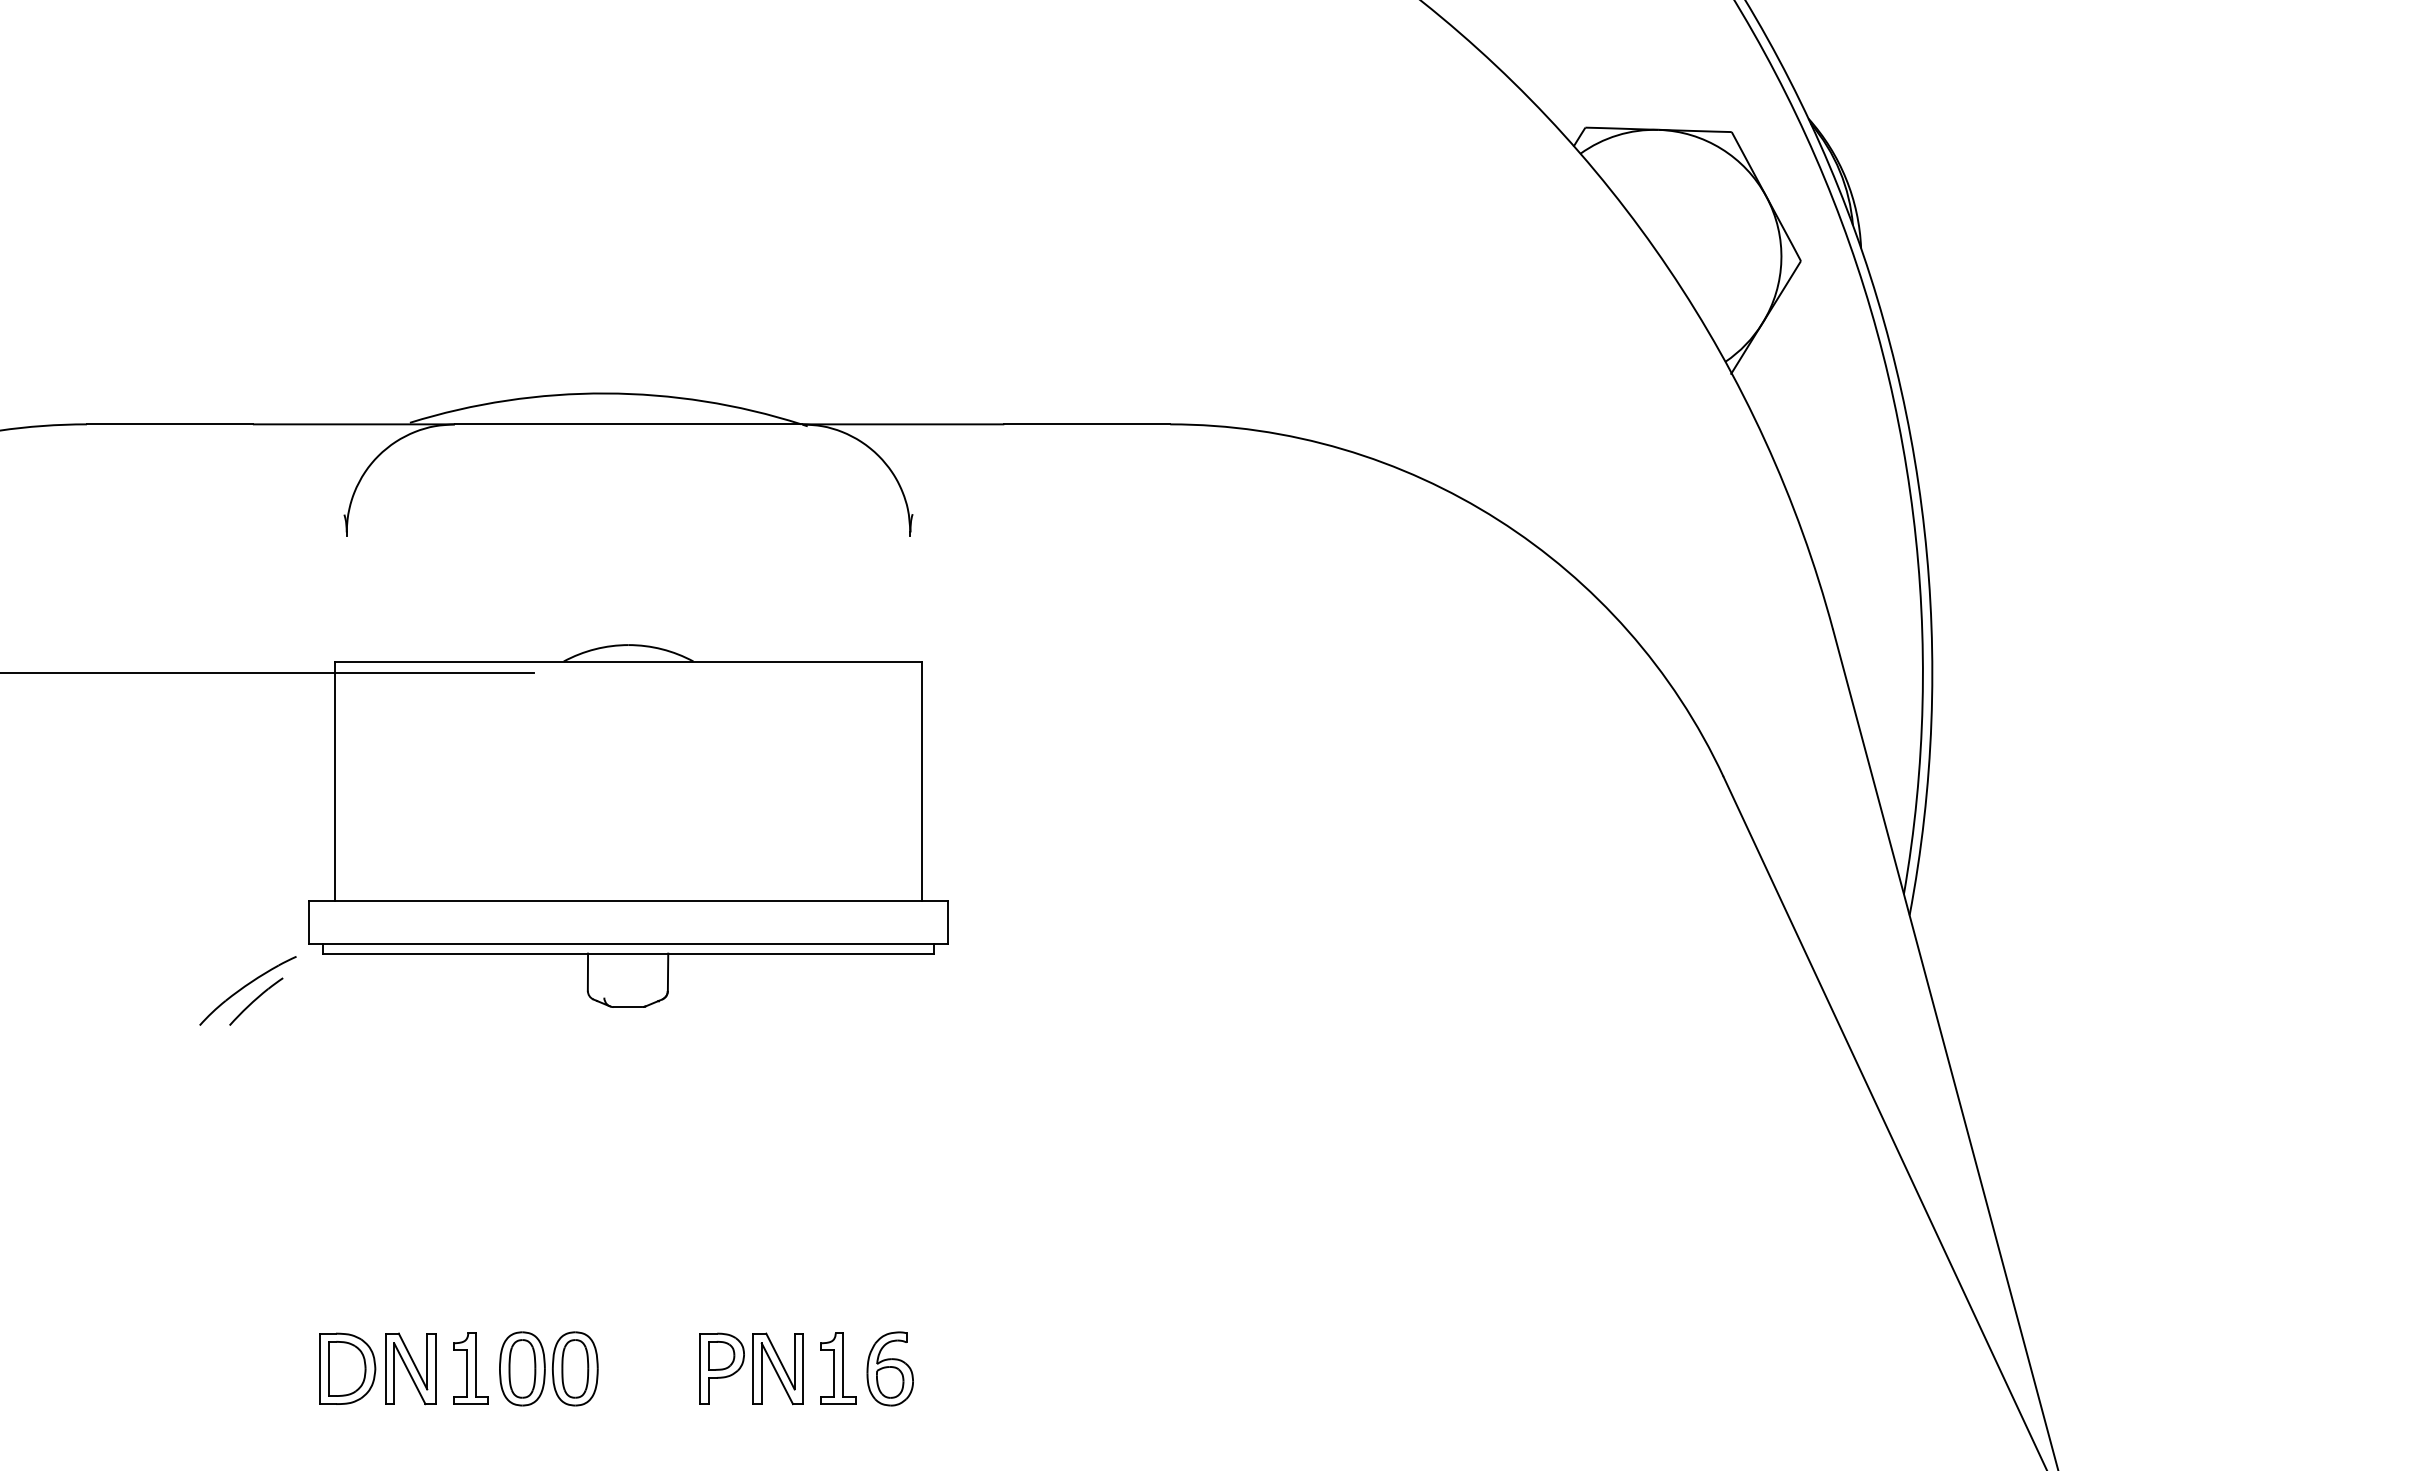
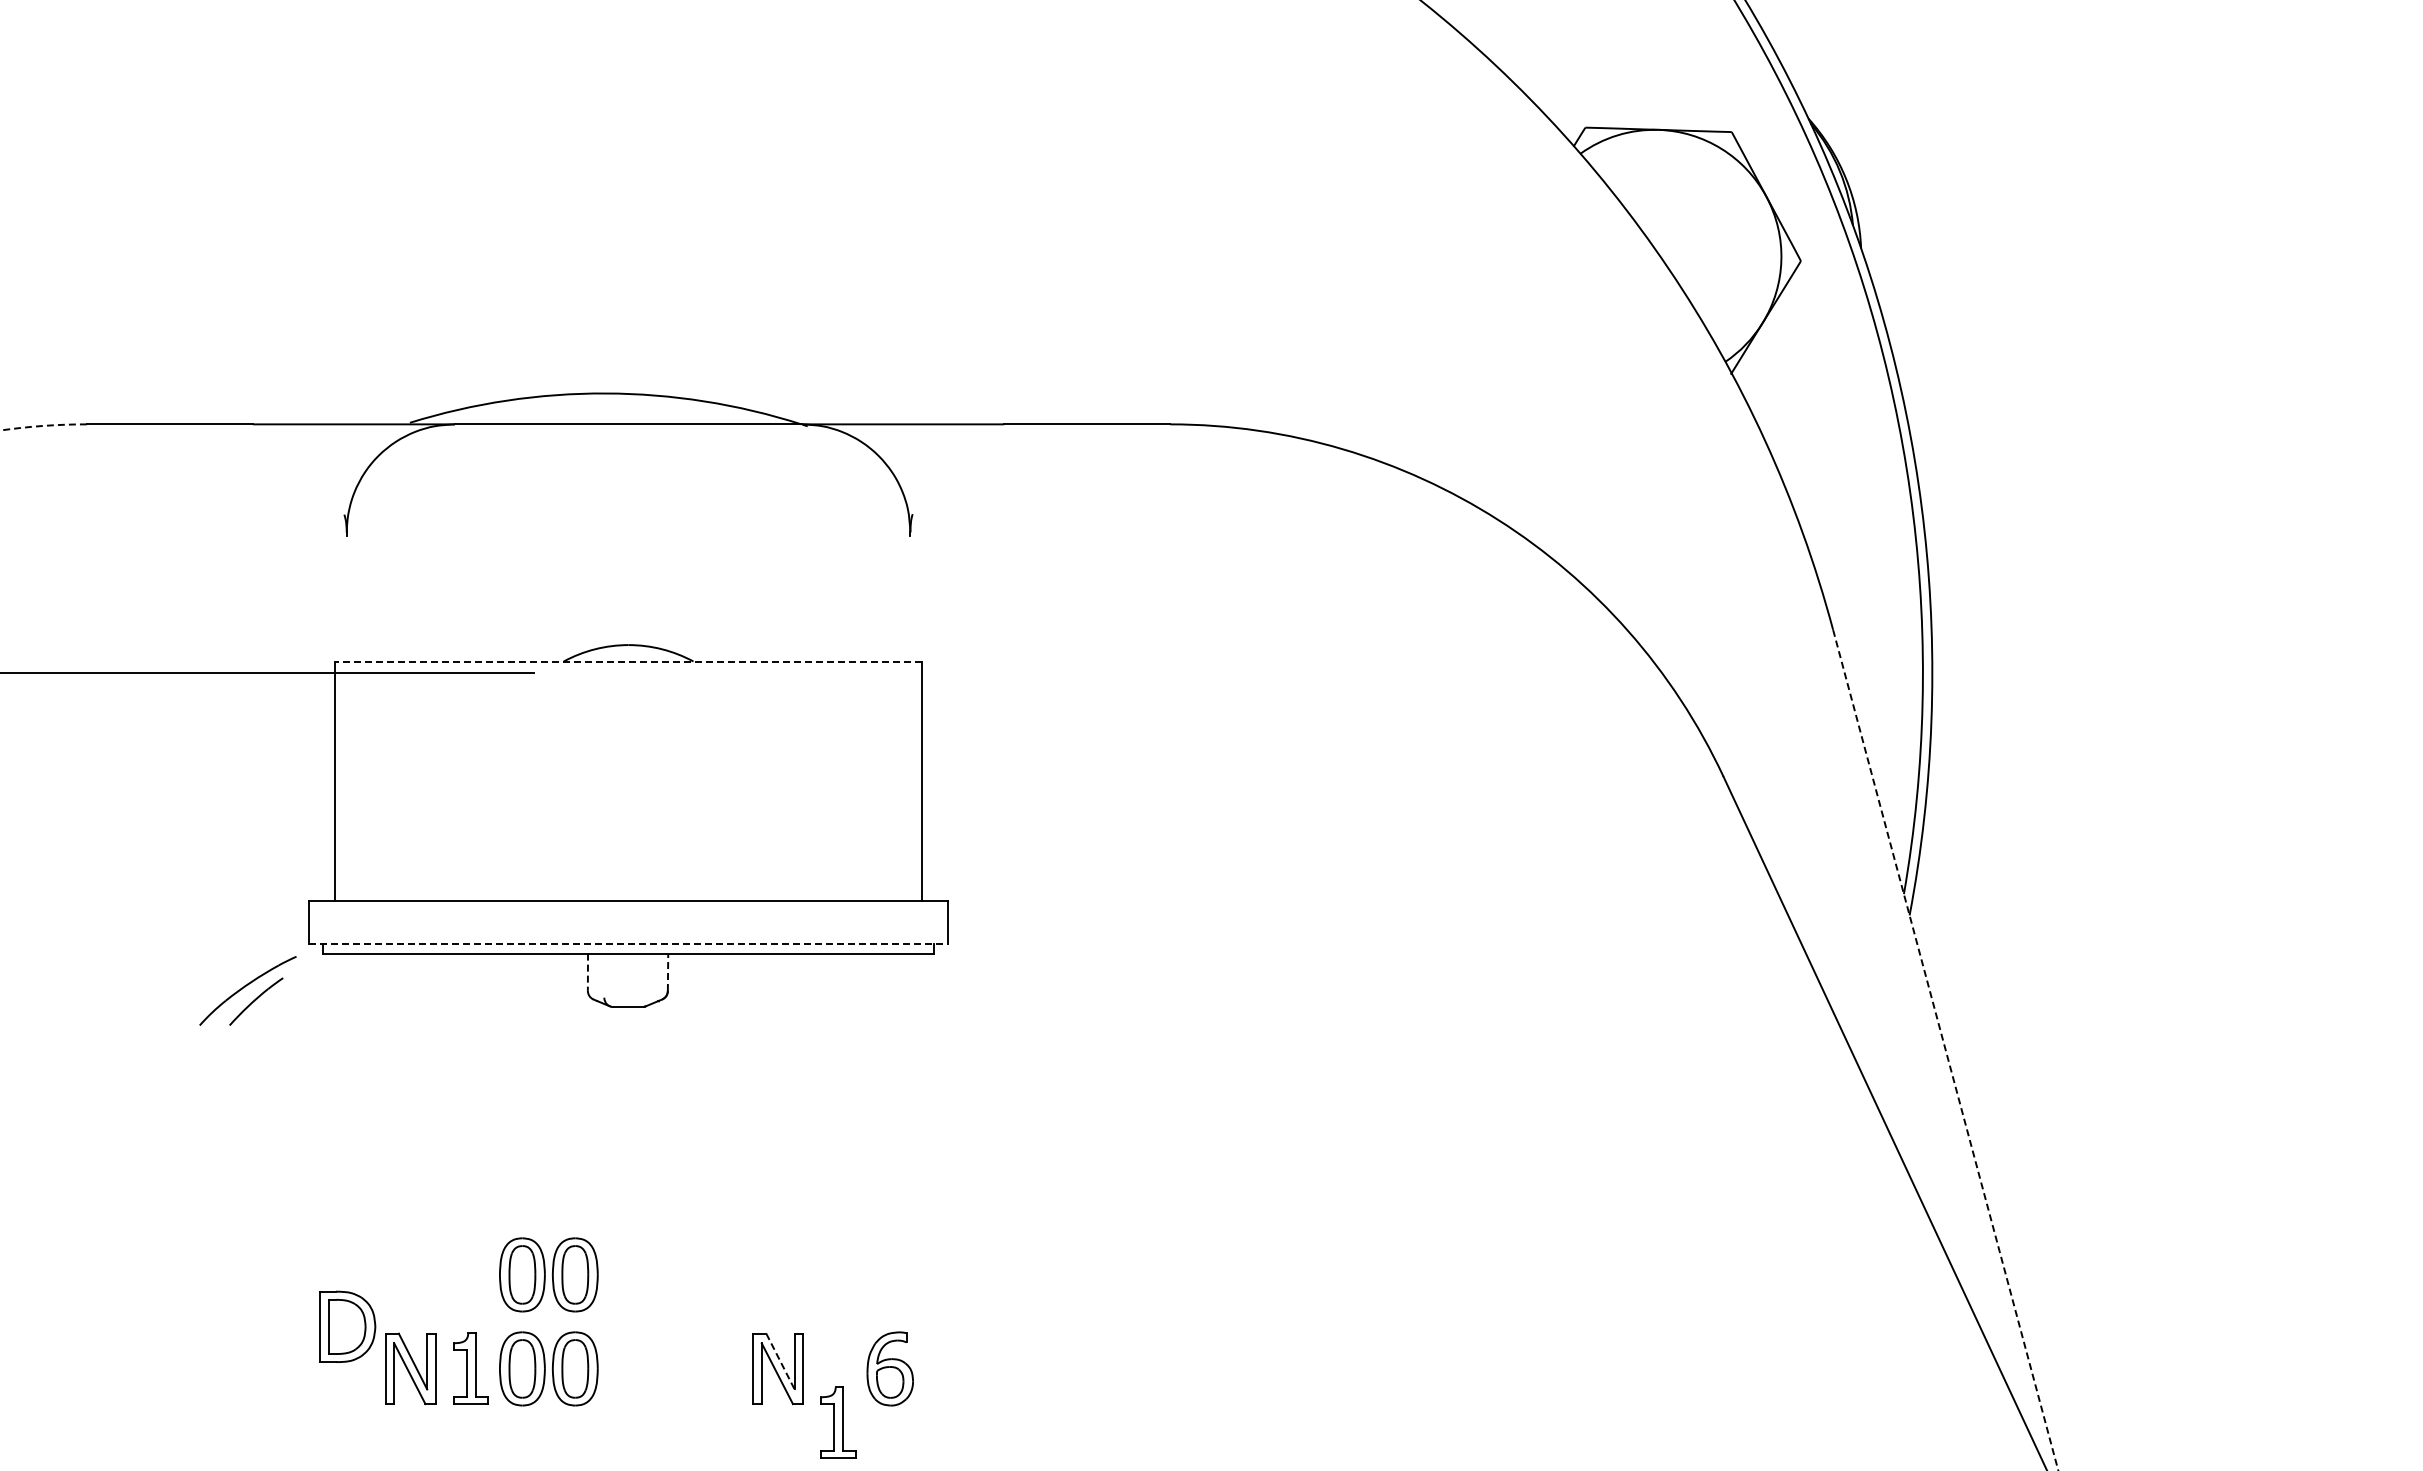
arc: solid -> dashed (43, 425)
line: solid -> dashed (628, 661)
line: solid -> dashed (629, 944)
line: solid -> dashed (587, 972)
line: solid -> dashed (668, 972)
line: solid -> dashed (1945, 1049)
part: none -> present (548, 1274)
line: solid -> dashed (780, 1361)
part position: (347, 1368) -> (347, 1326) (347, 1326)
part: present -> none (721, 1368)
part position: (838, 1368) -> (838, 1422) (838, 1422)
